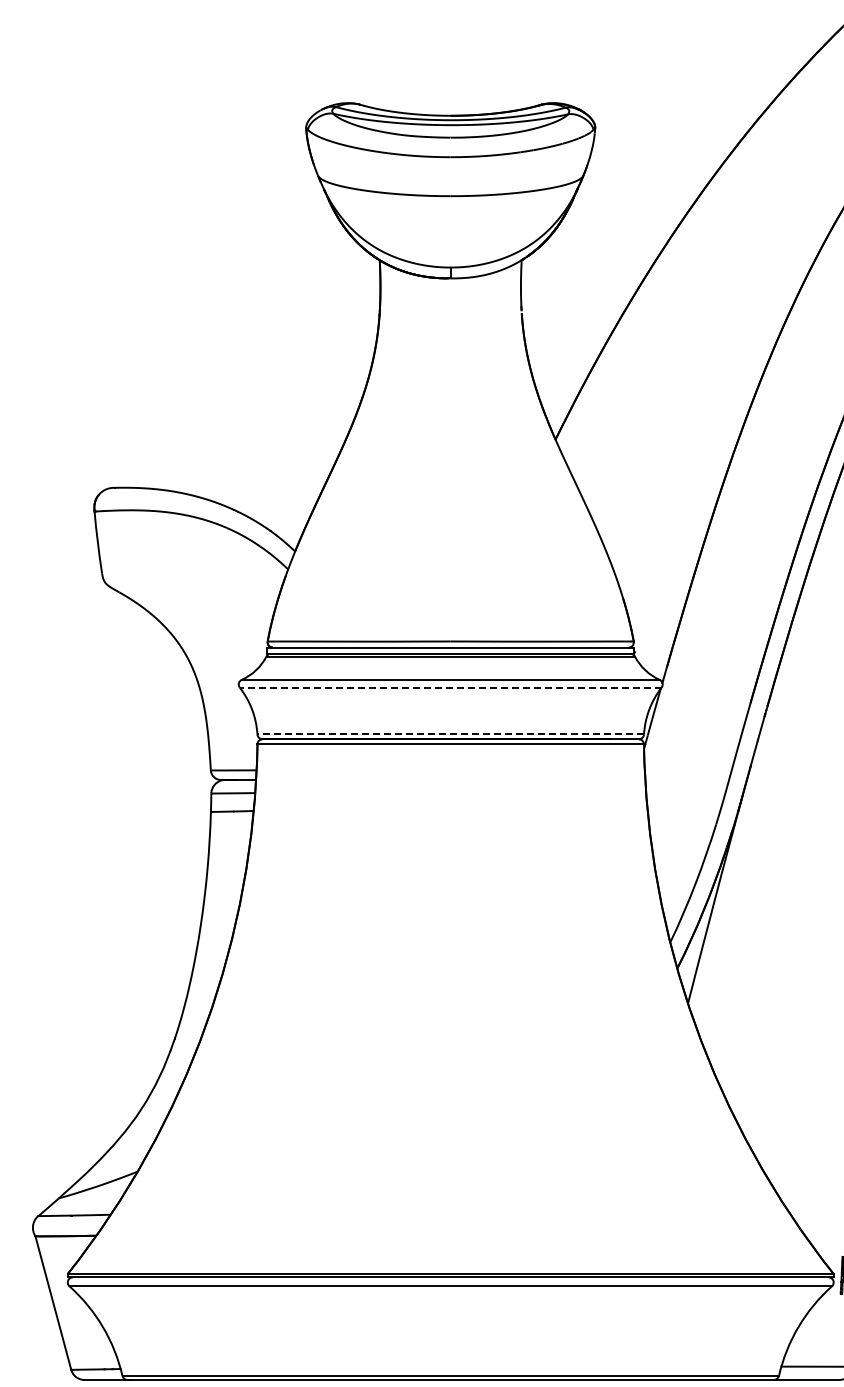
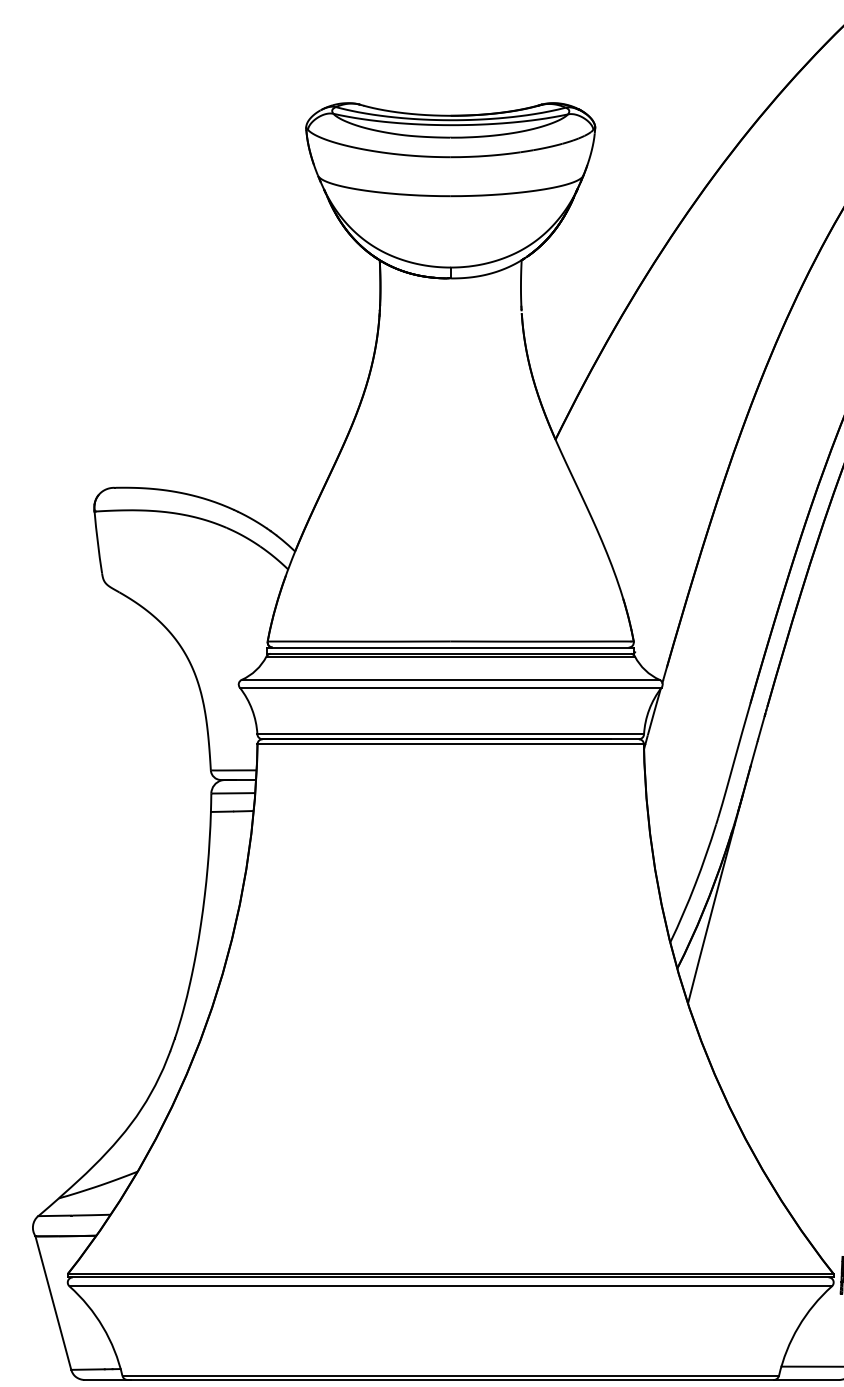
line: dashed -> solid (450, 687)
line: dashed -> solid (450, 734)
